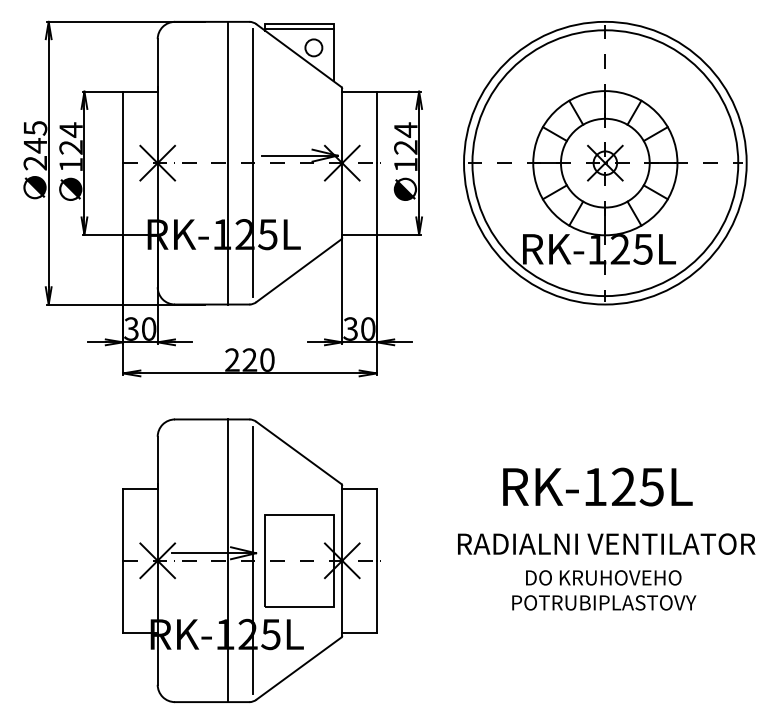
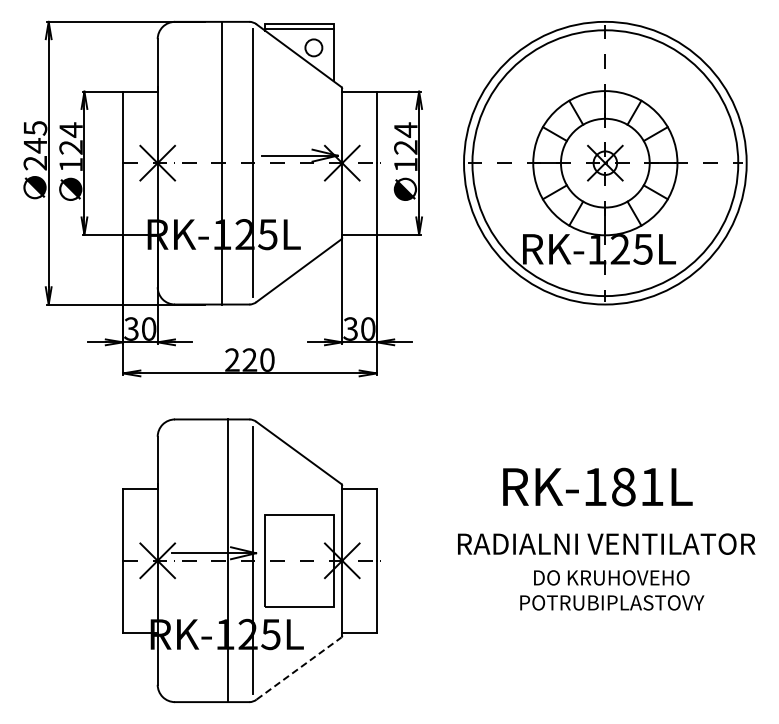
line position: (228, 162) -> (222, 162) (222, 162)
text: RK-125L -> RK-181L (637, 486)
text position: (604, 590) -> (612, 590) (612, 590)
line: solid -> dashed (299, 668)
